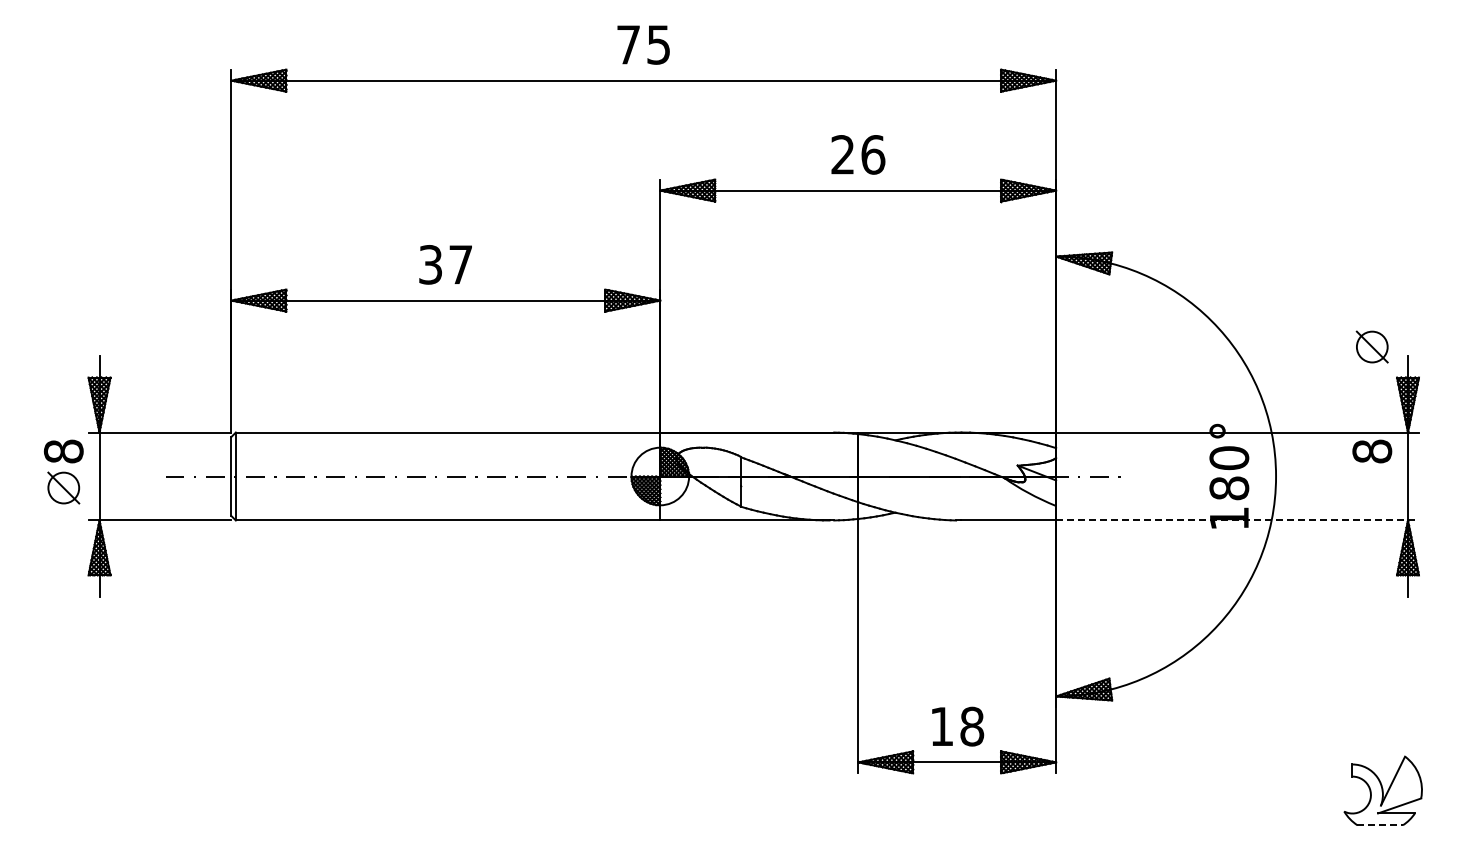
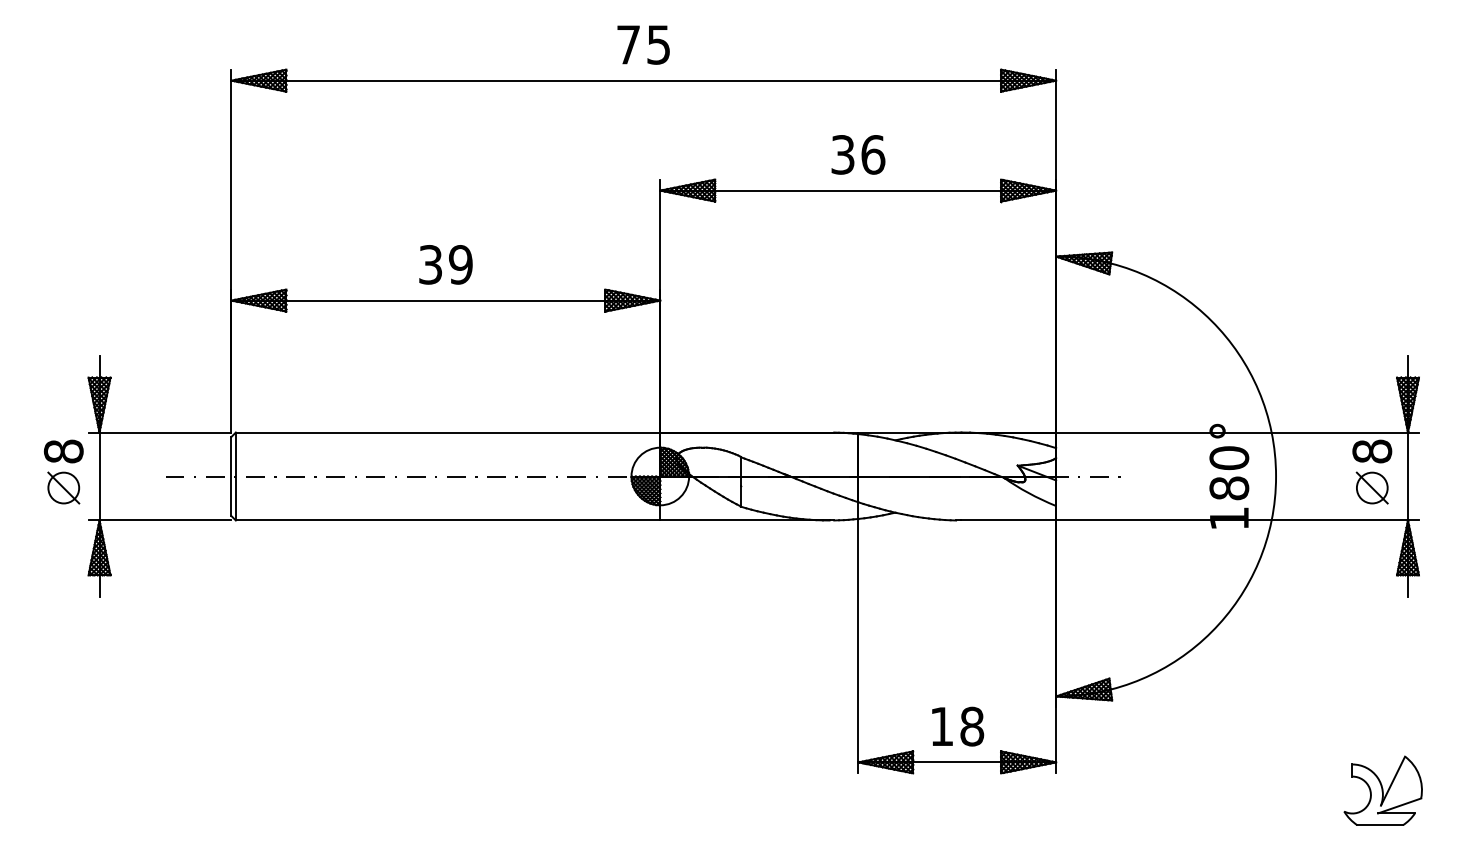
text: 26 -> 36 (842, 154)
text: 37 -> 39 (460, 264)
part position: (1371, 346) -> (1371, 487) (1371, 487)
line: dashed -> solid (1238, 520)
line: dashed -> solid (1380, 825)
